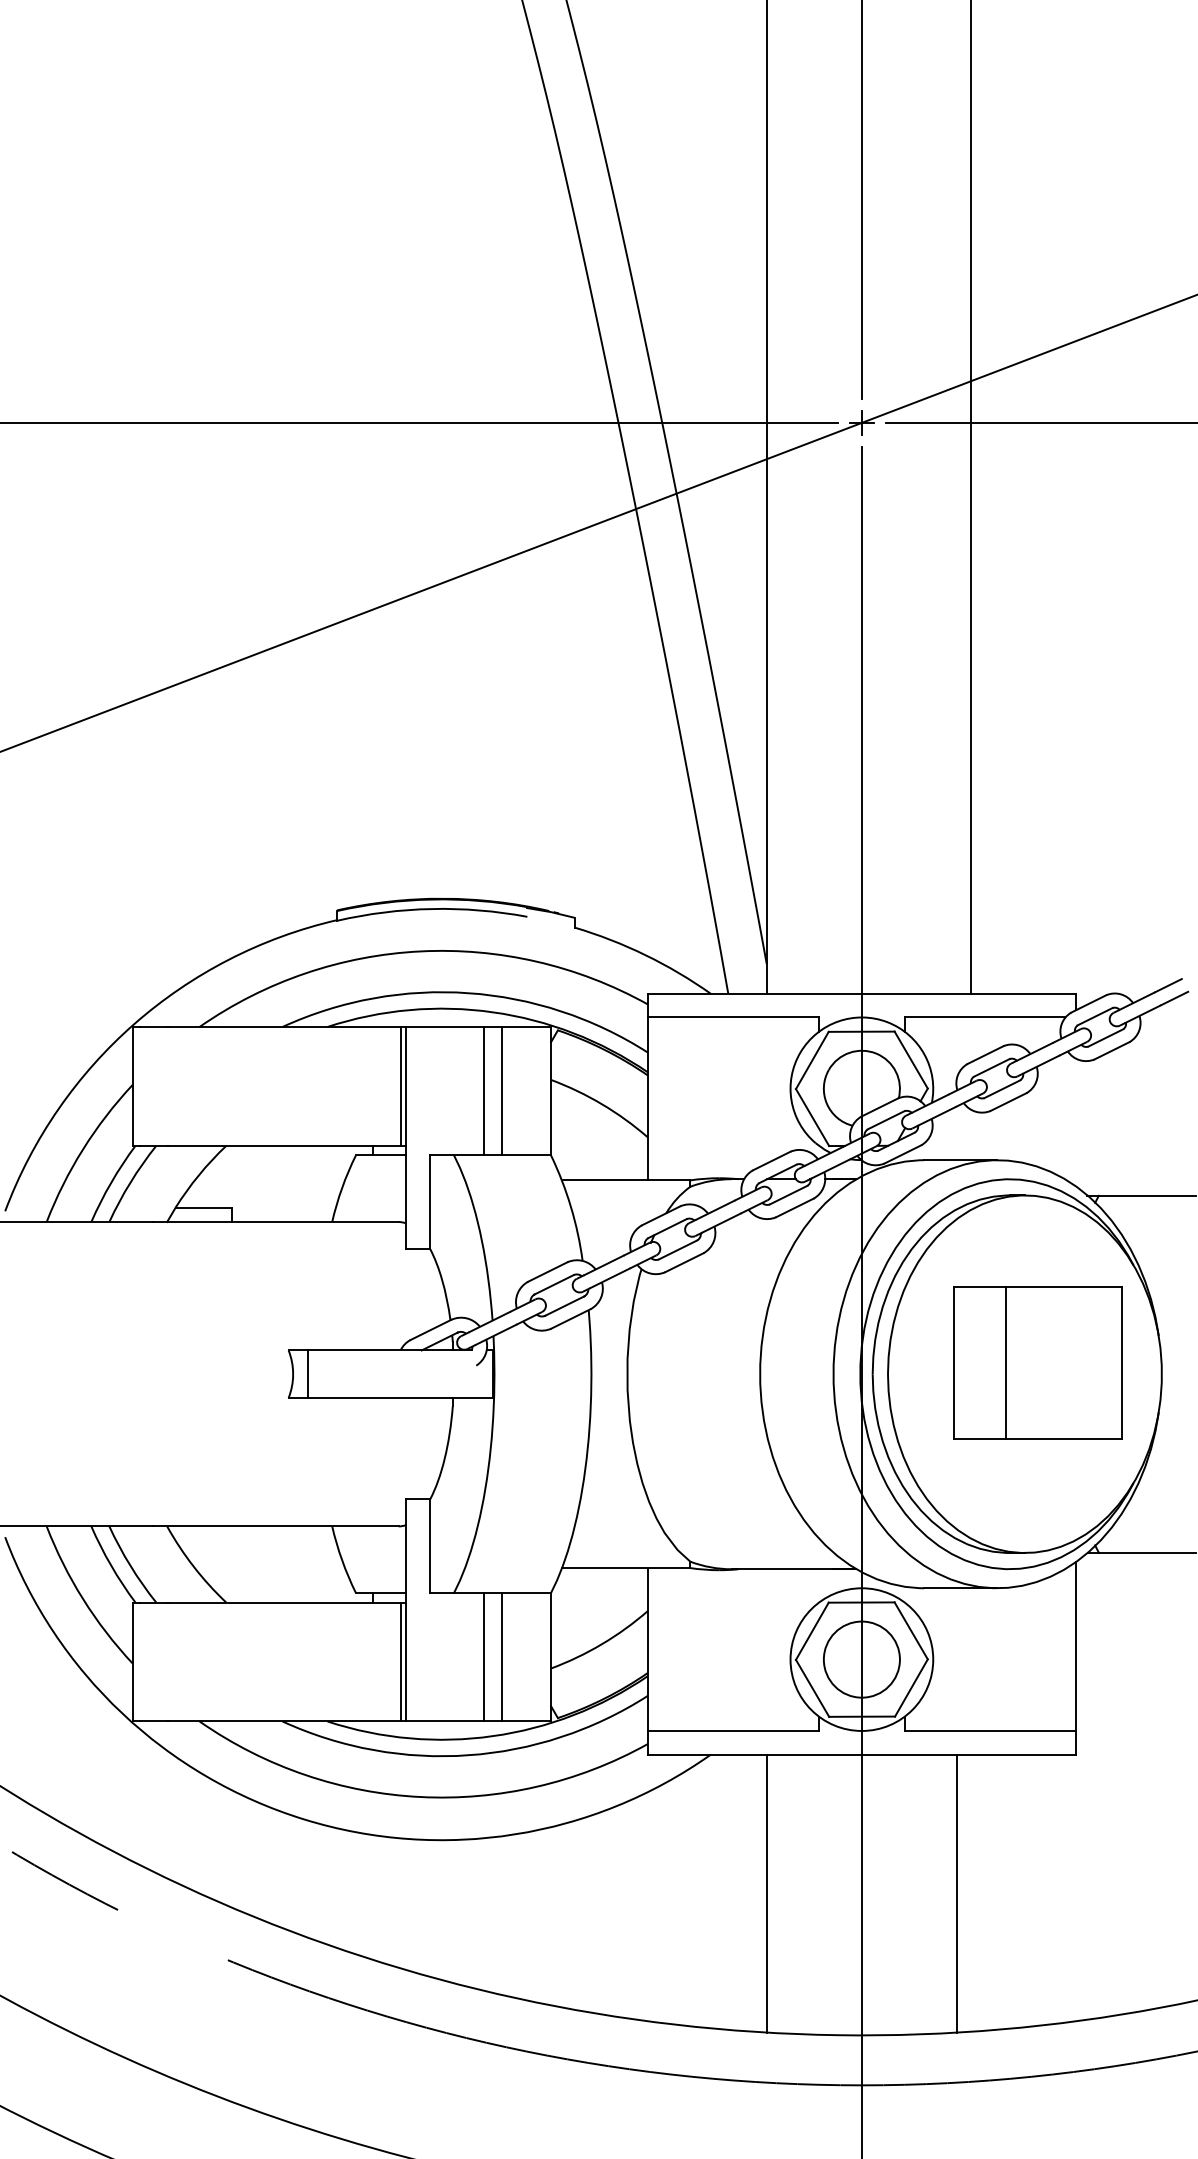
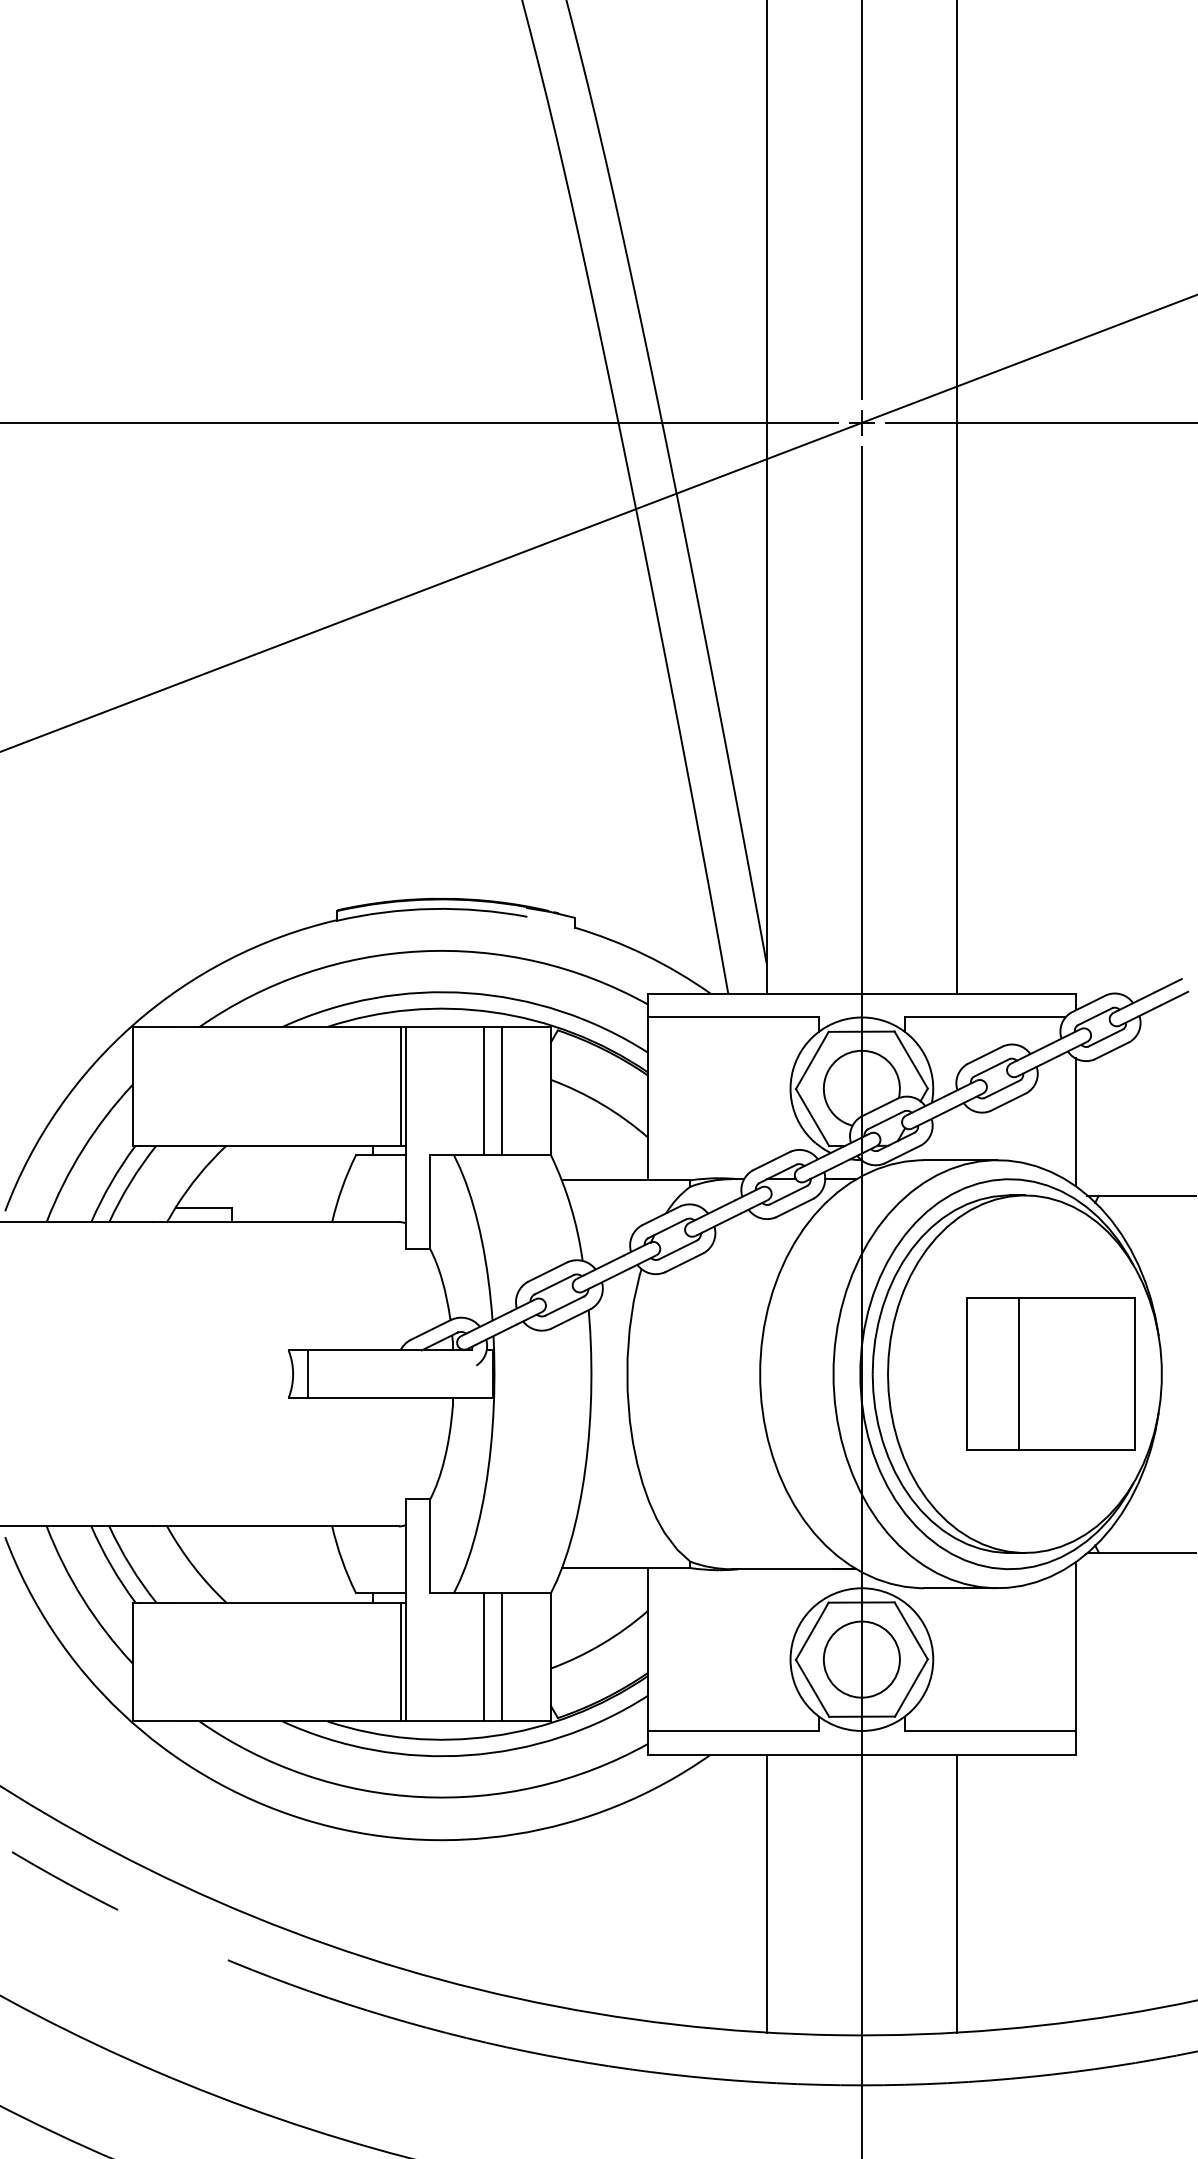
line position: (971, 497) -> (957, 497) (957, 497)
line: none -> present (1075, 1122)
part position: (1037, 1362) -> (1050, 1373) (1050, 1373)
